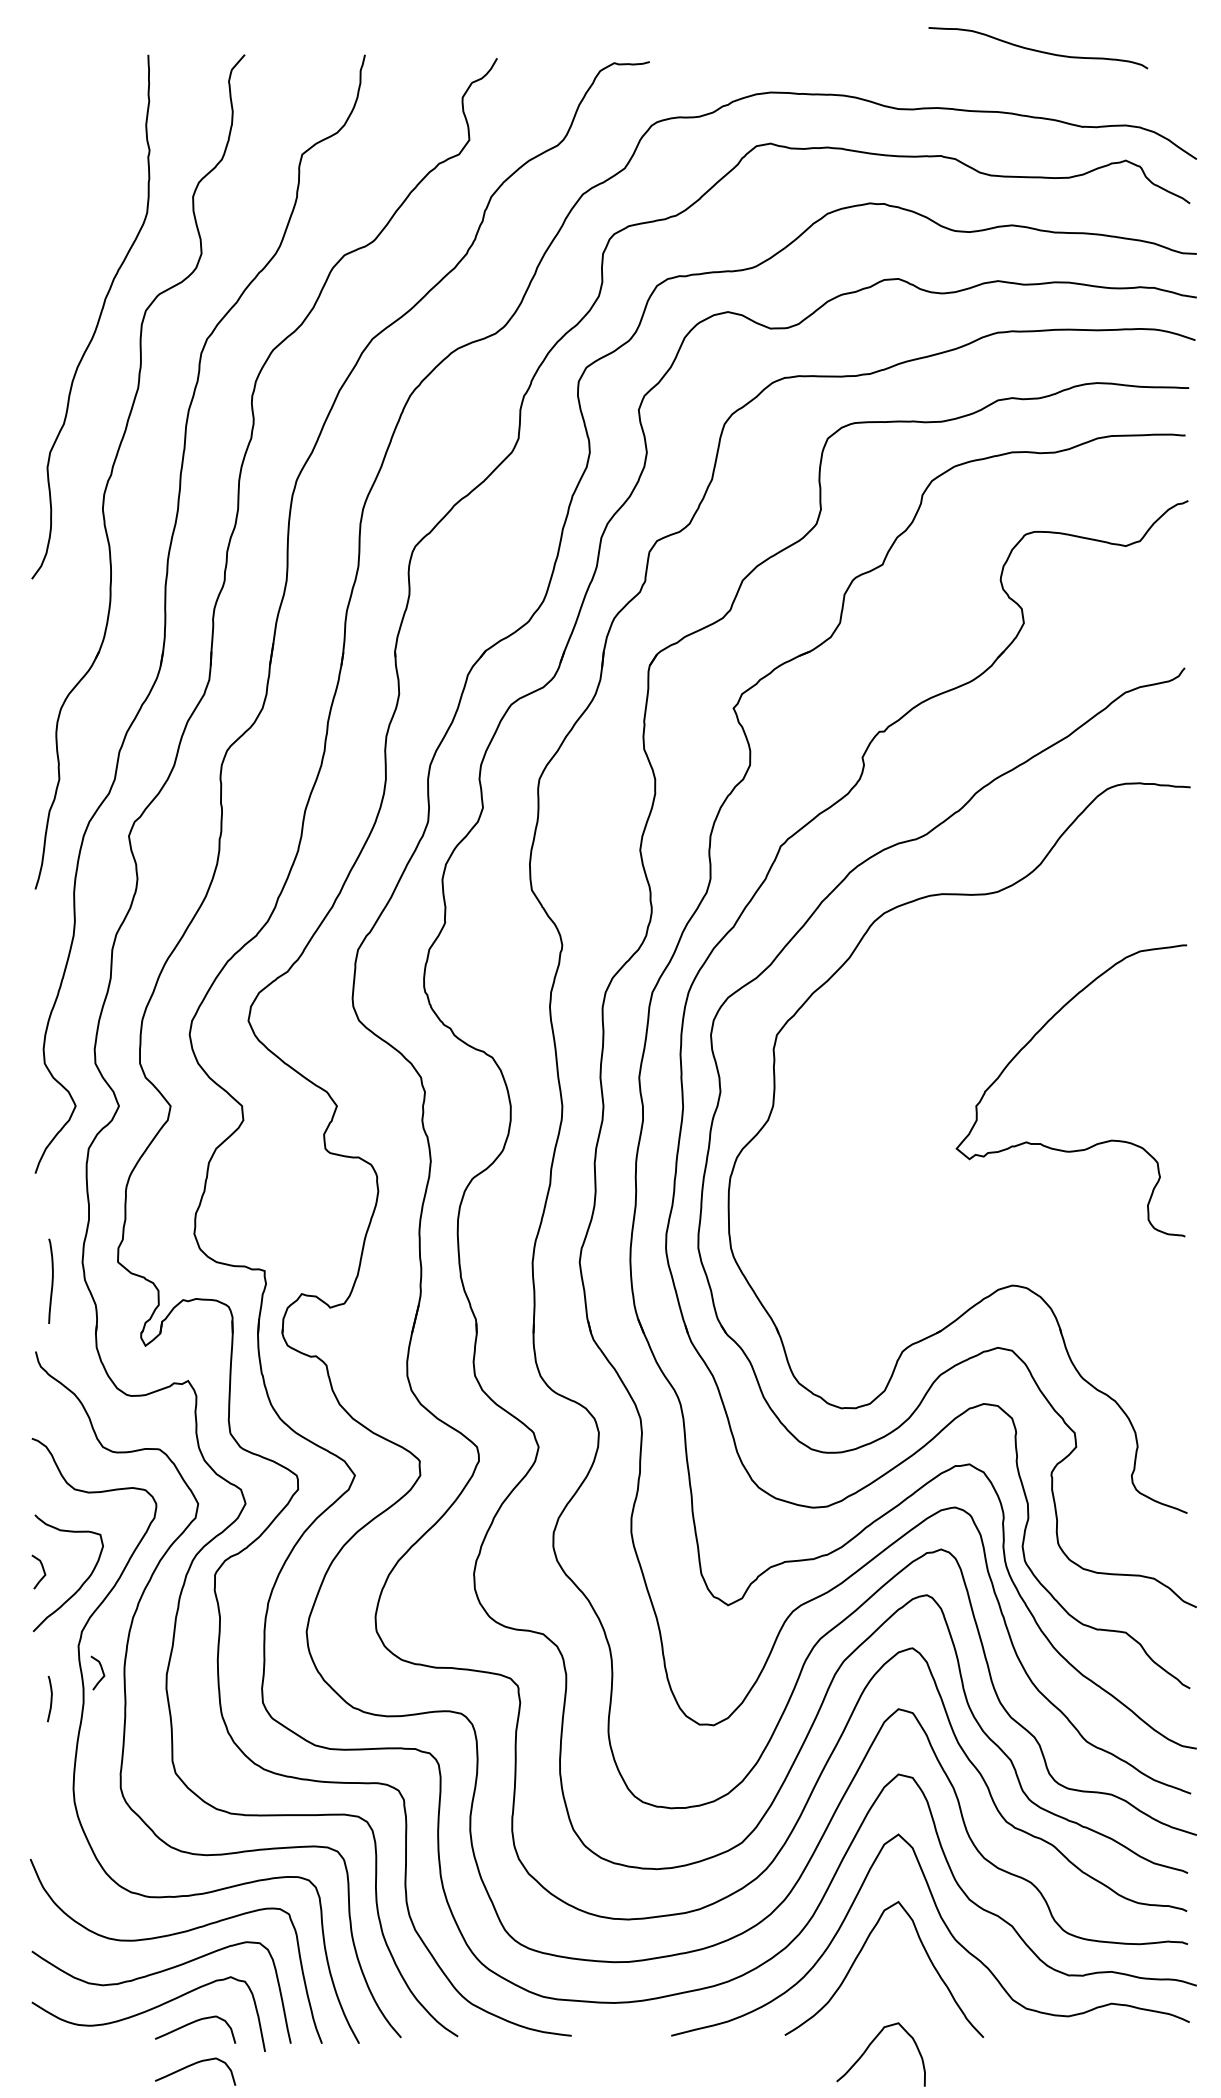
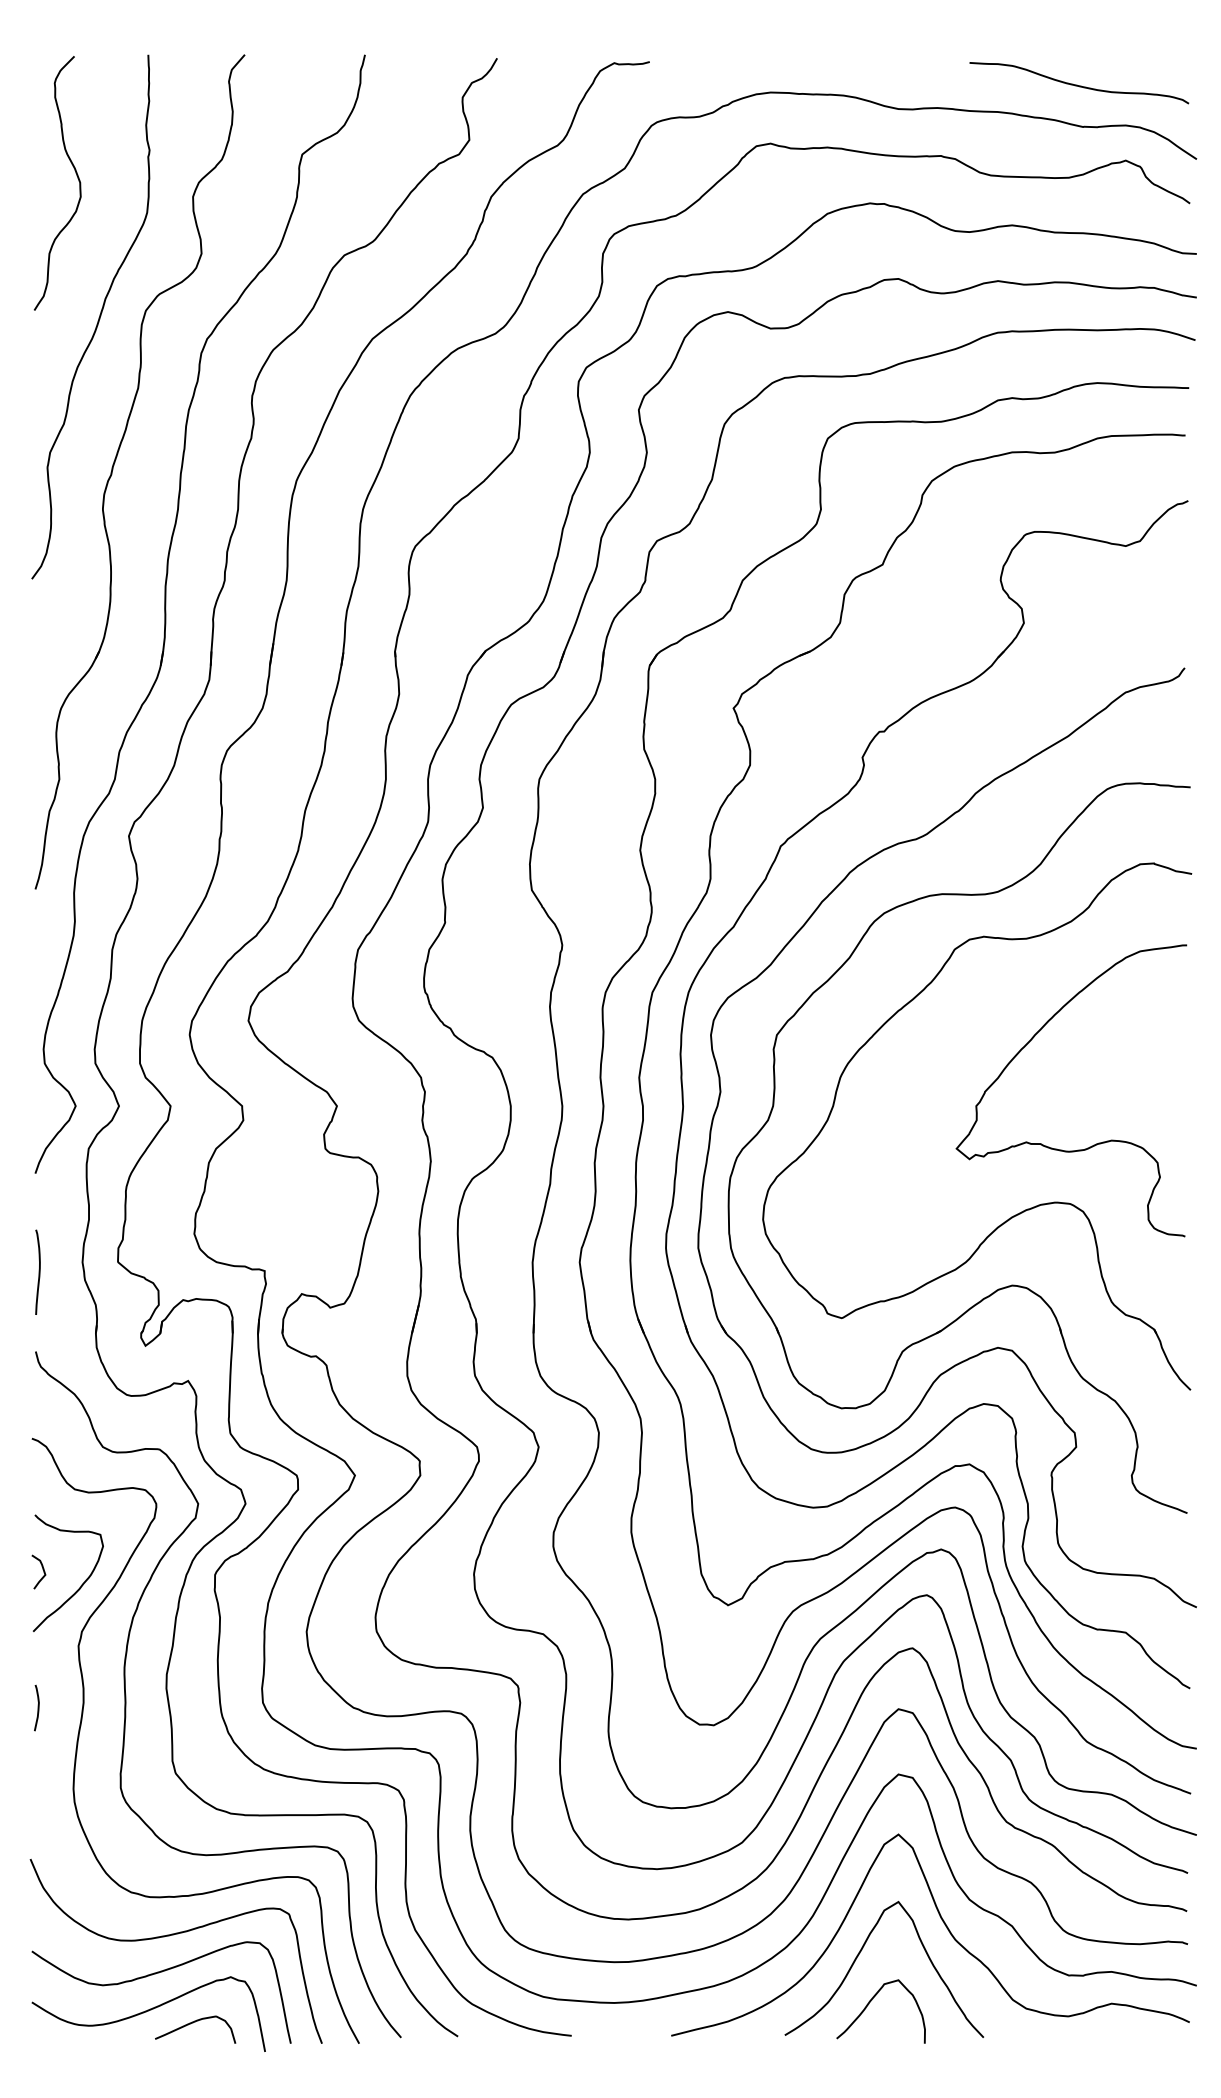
curve position: (1038, 50) -> (1079, 85) (1079, 85)
curve: none -> present (76, 176)
part: none -> present (1019, 1212)
curve position: (51, 1280) -> (38, 1271) (38, 1271)
curve: present -> none (101, 1670)
curve position: (50, 1698) -> (37, 1707) (37, 1707)
curve position: (869, 2047) -> (869, 2004) (869, 2004)
curve: present -> none (193, 2065)
